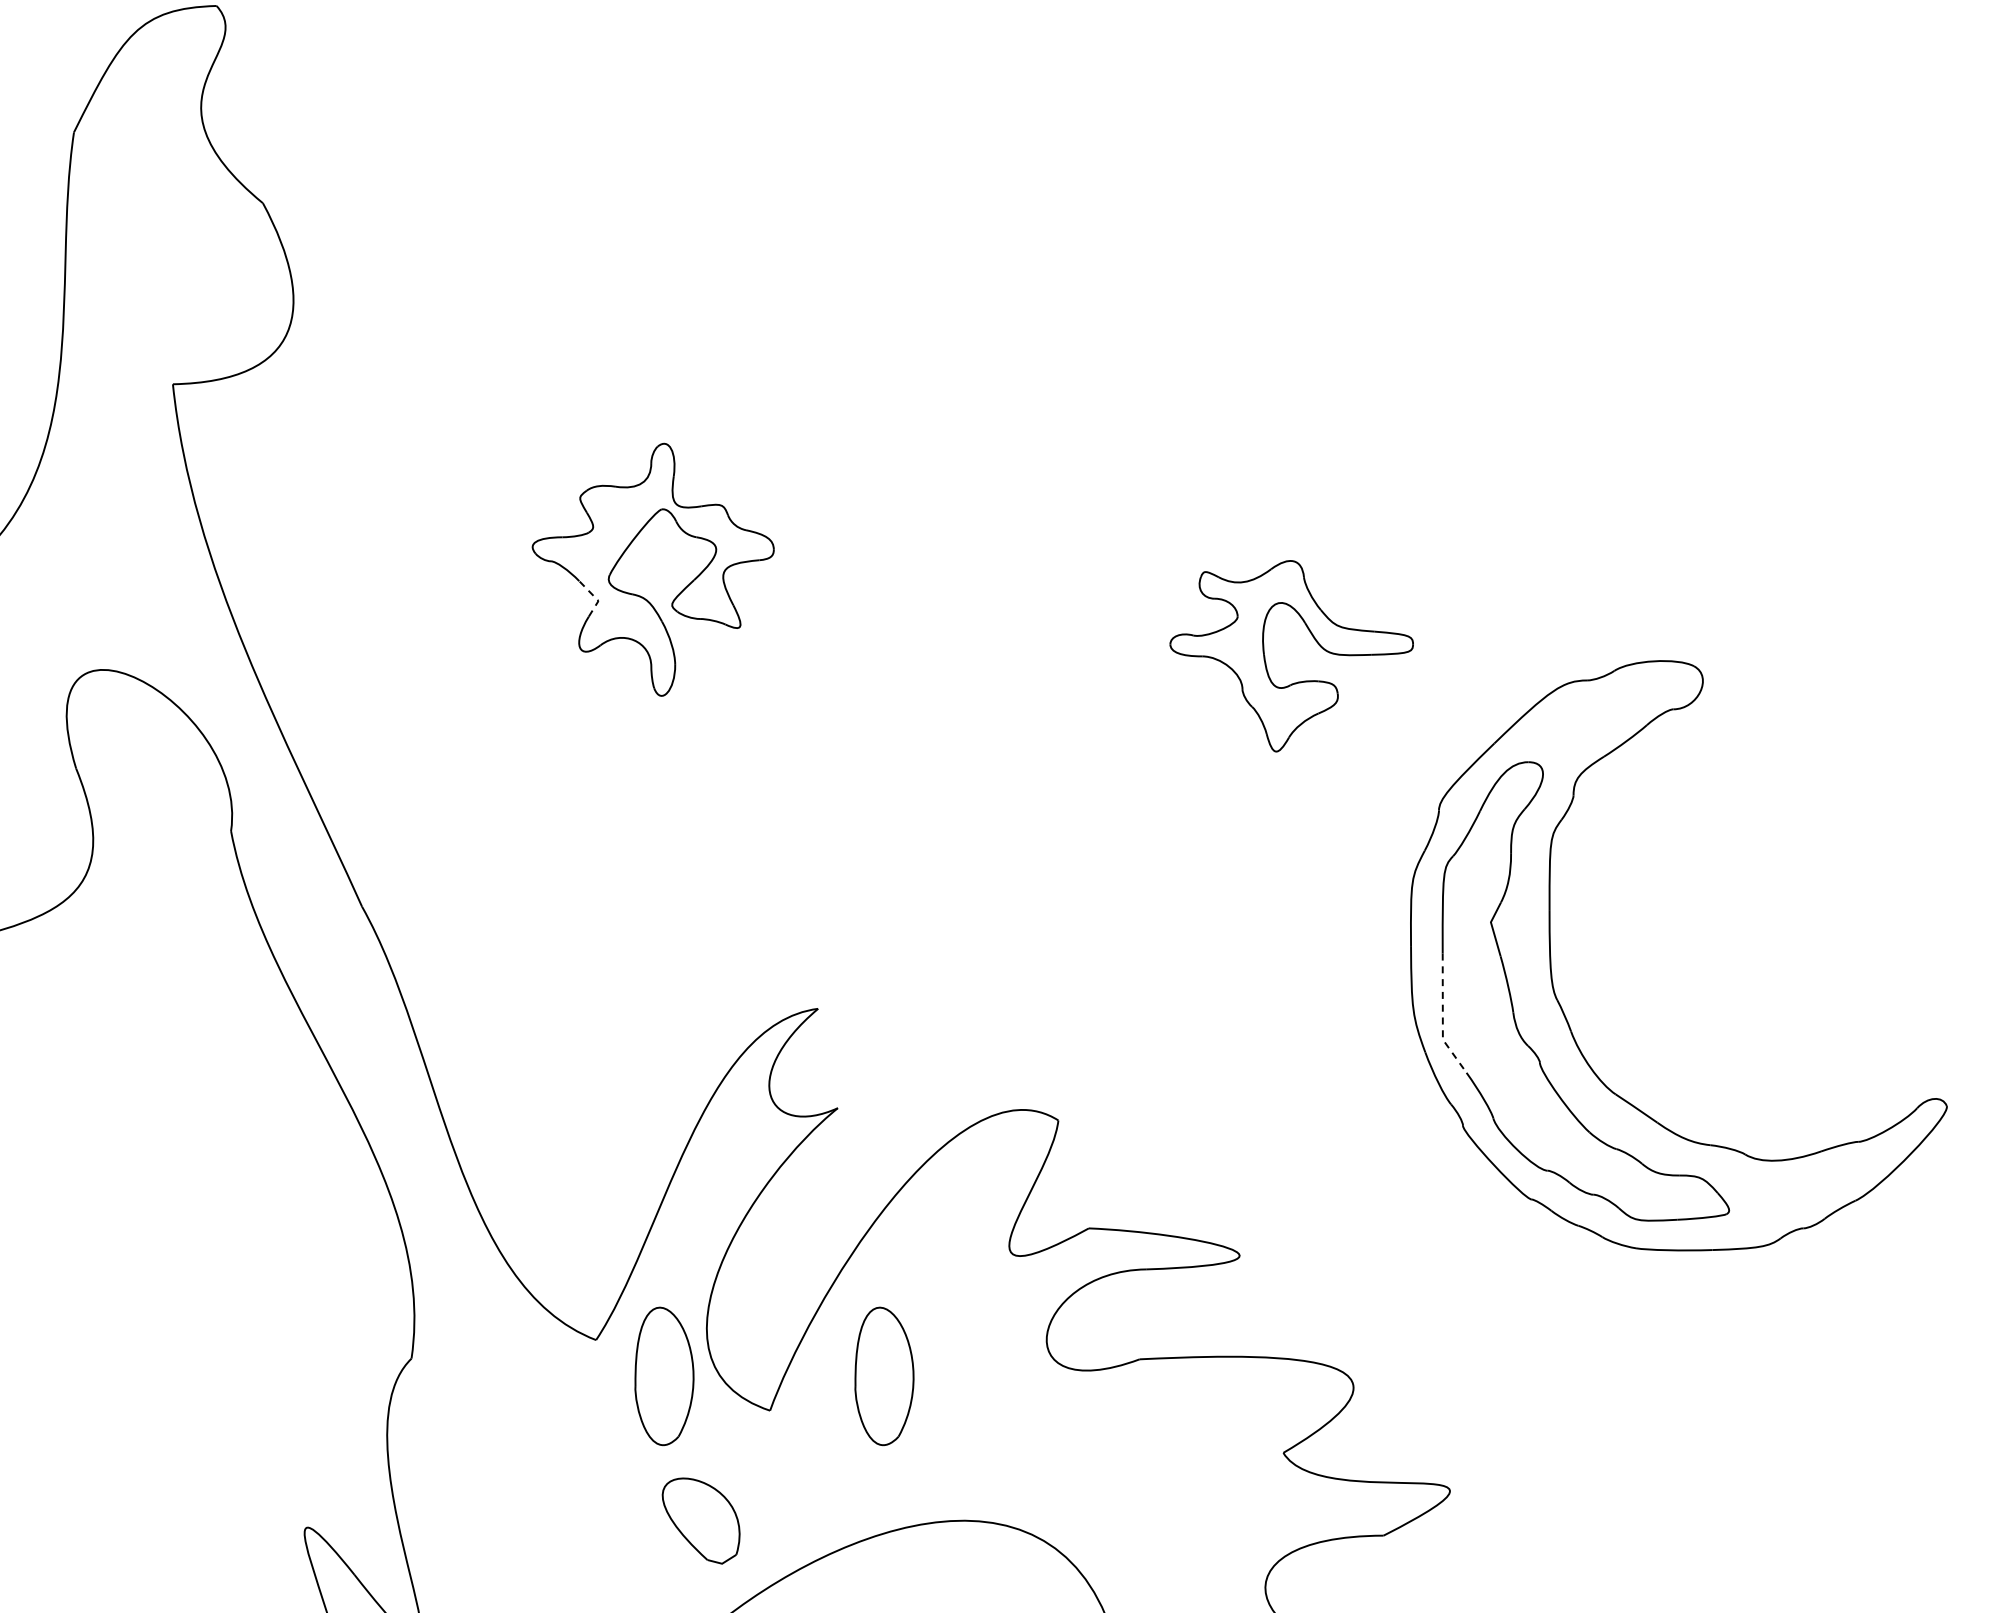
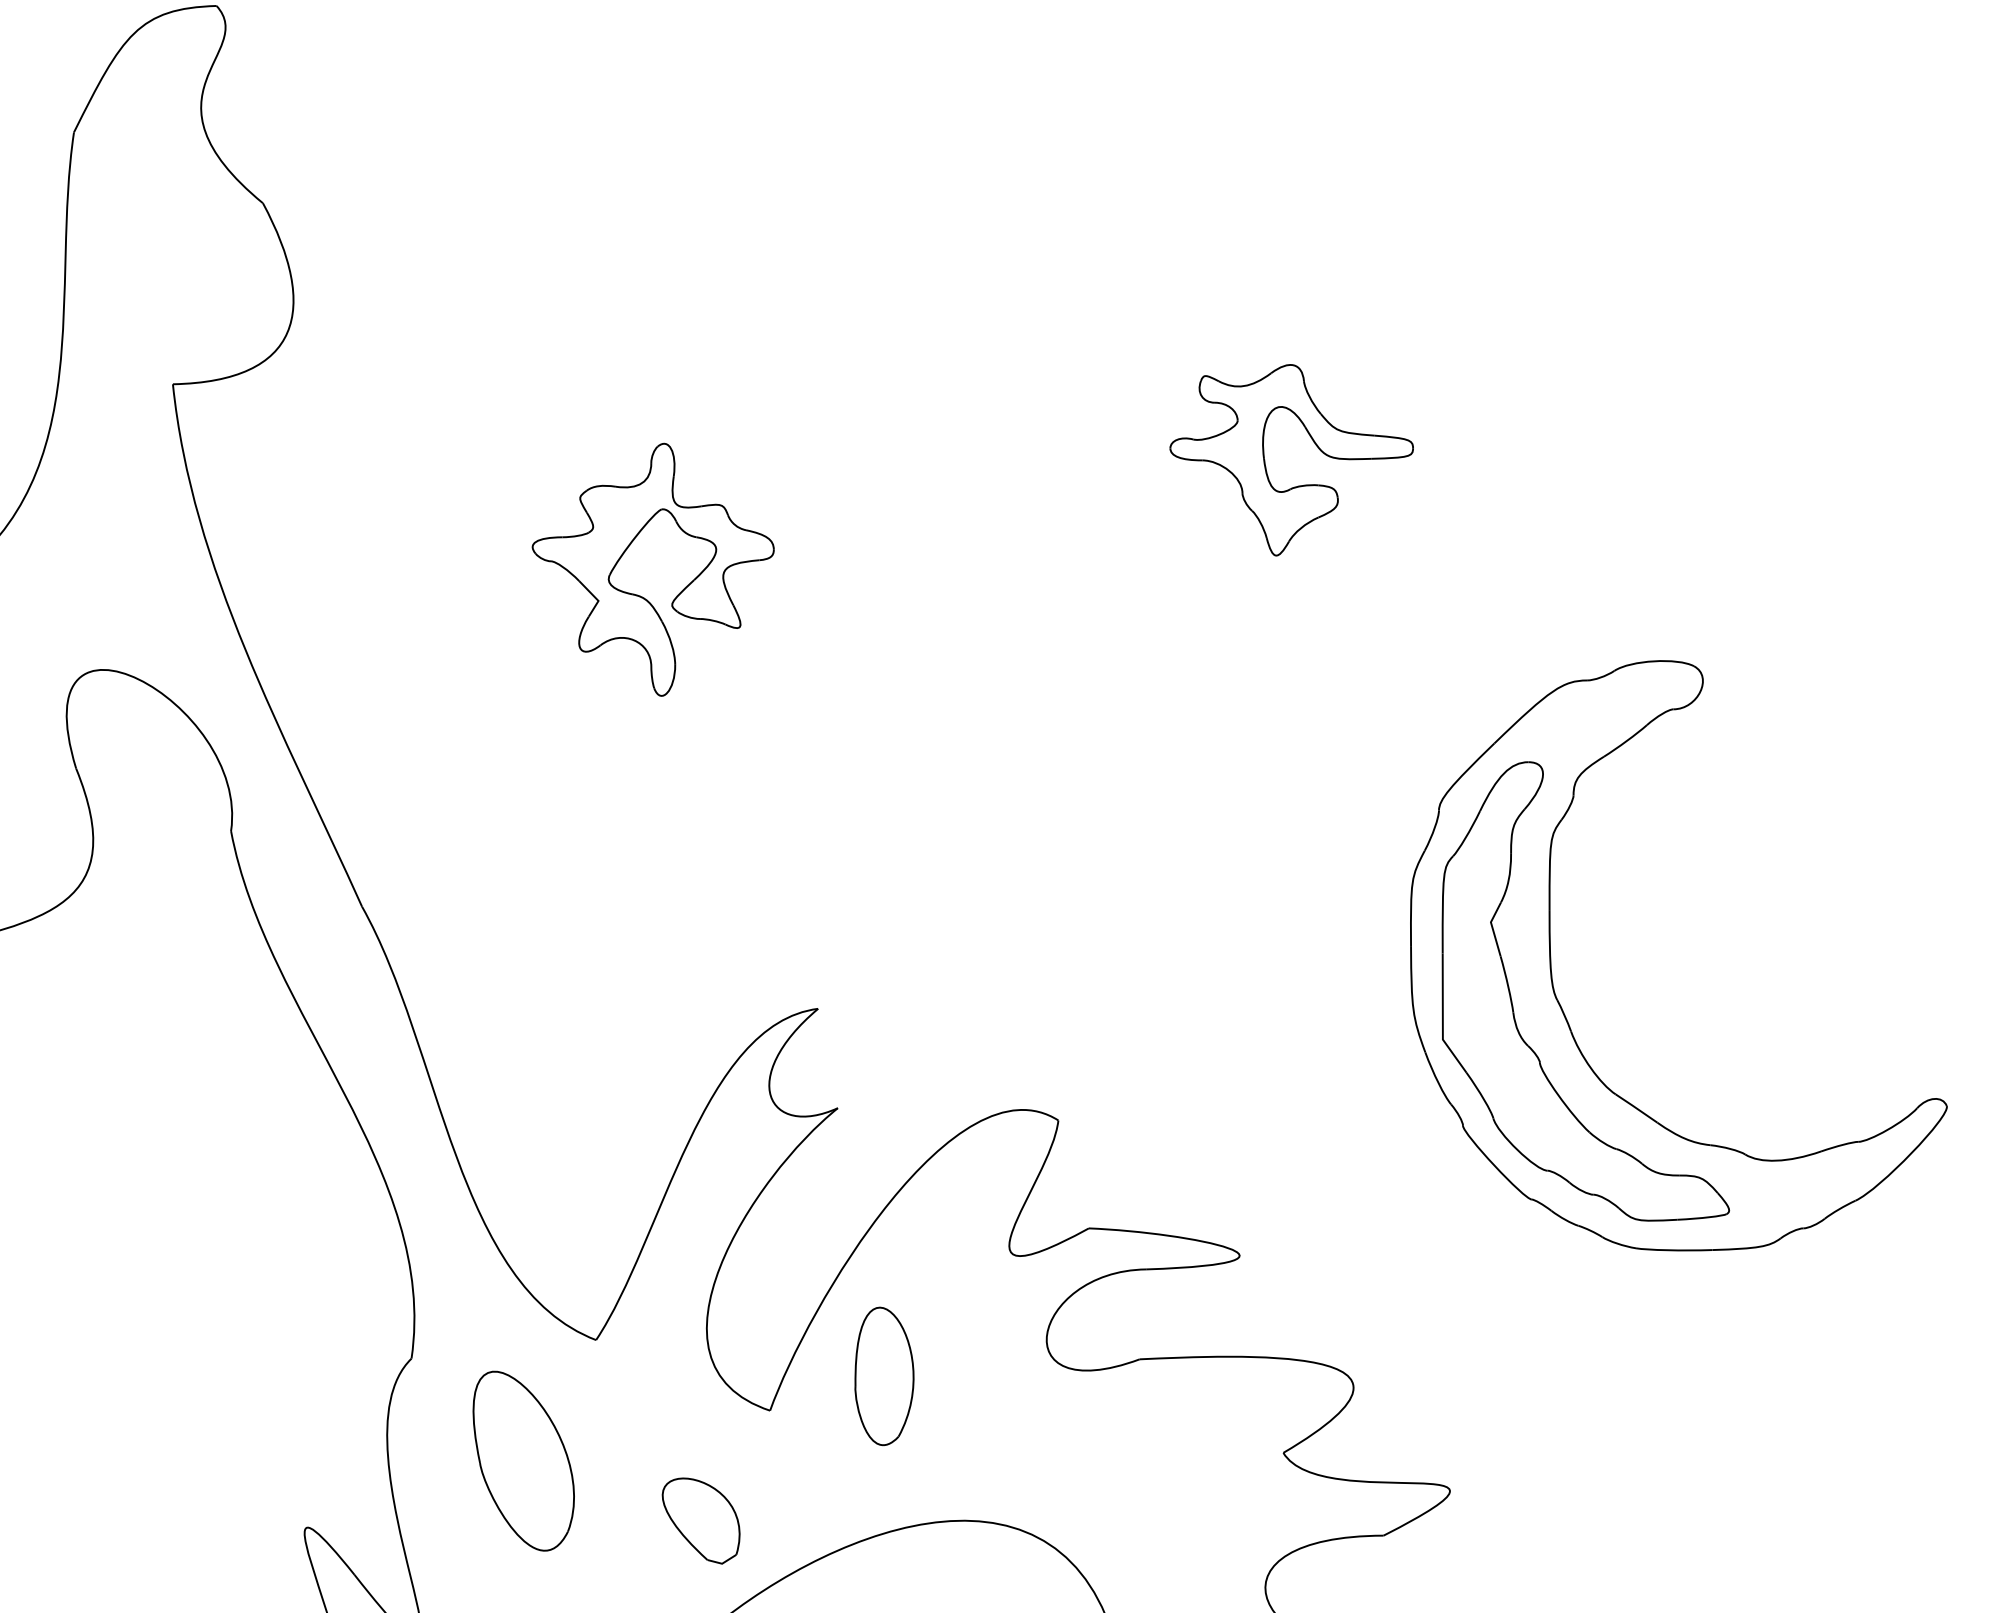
line: dashed -> solid (595, 598)
part position: (1266, 662) -> (1266, 466) (1266, 466)
line: dashed -> solid (1442, 1017)
part: present -> none (664, 1376)
part: none -> present (523, 1460)
